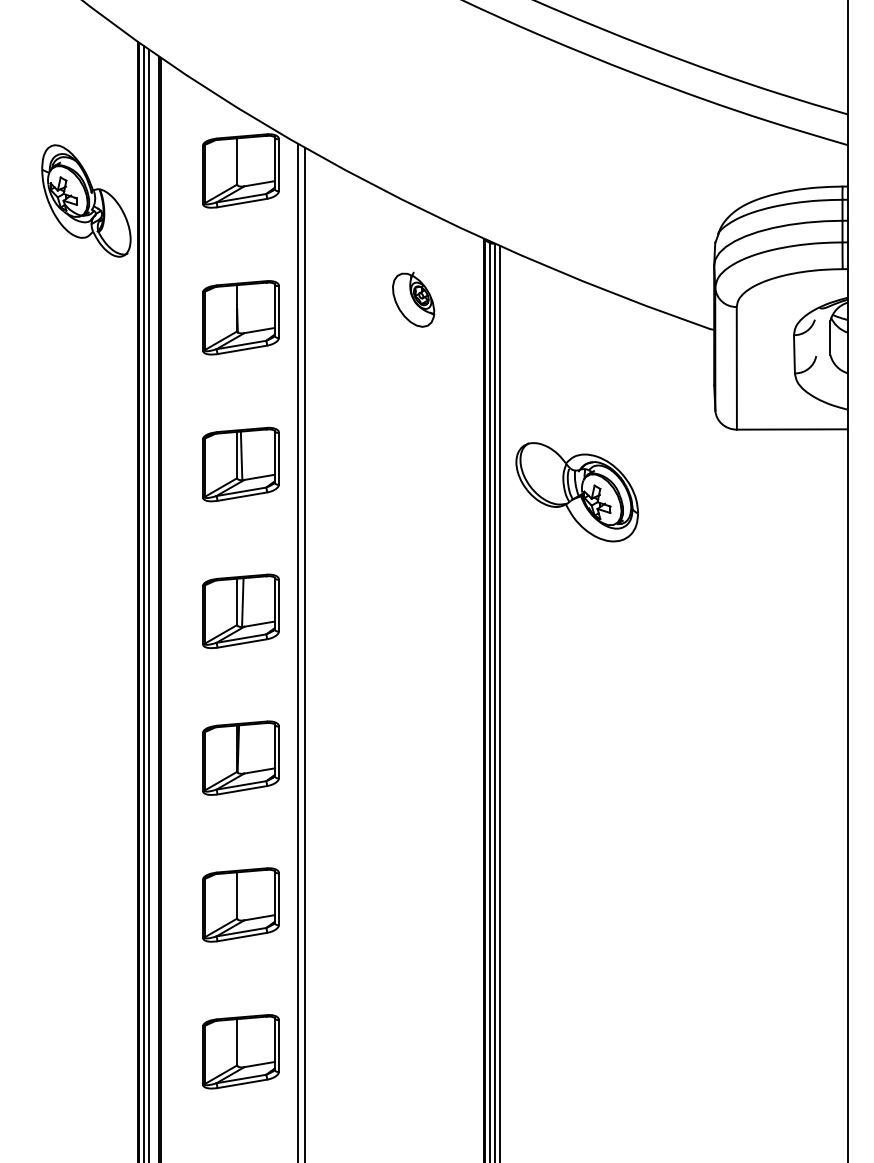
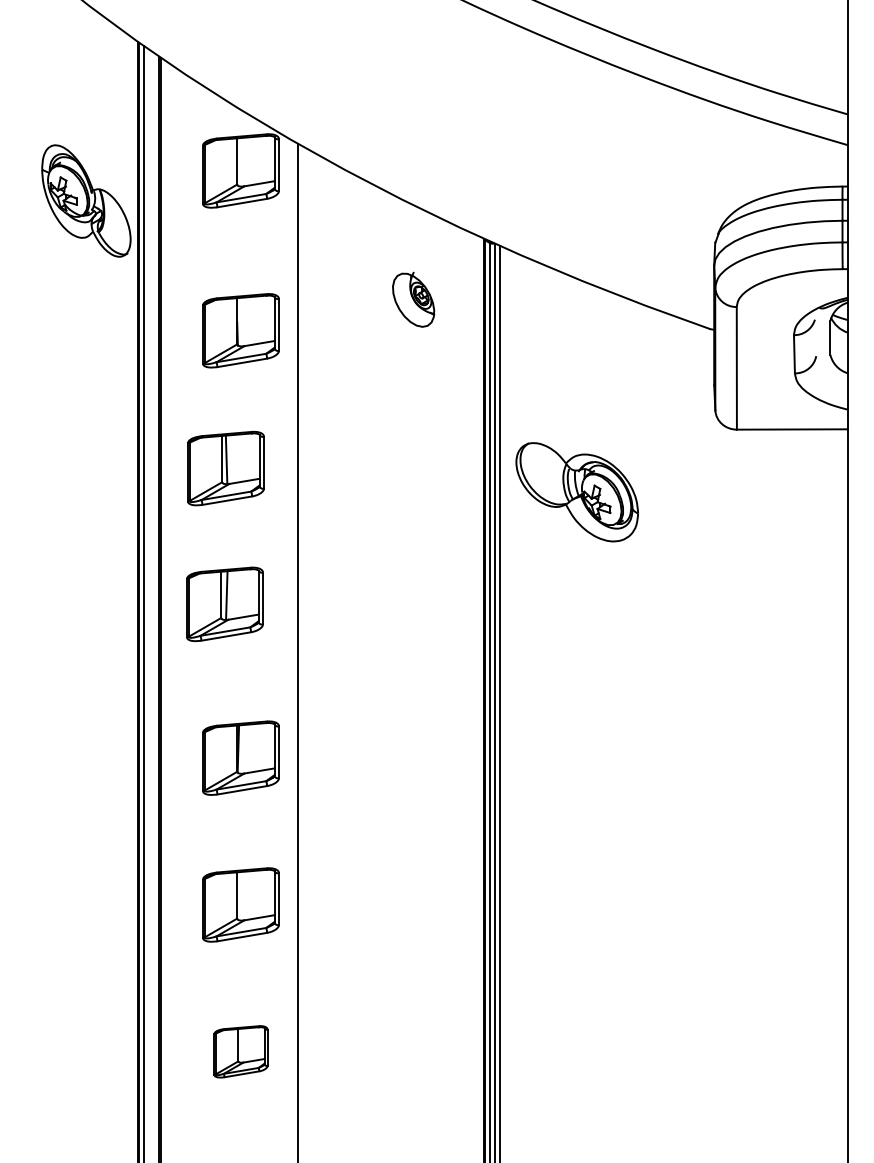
part position: (240, 317) -> (240, 330) (240, 330)
part position: (240, 464) -> (225, 468) (225, 468)
line: present -> none (149, 604)
part position: (240, 611) -> (224, 604) (224, 604)
line: present -> none (304, 653)
part size: 78x76 px -> 56x54 px (240, 1051)
